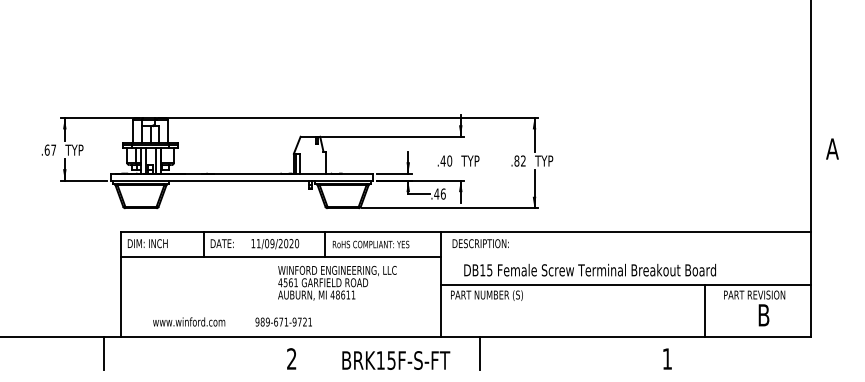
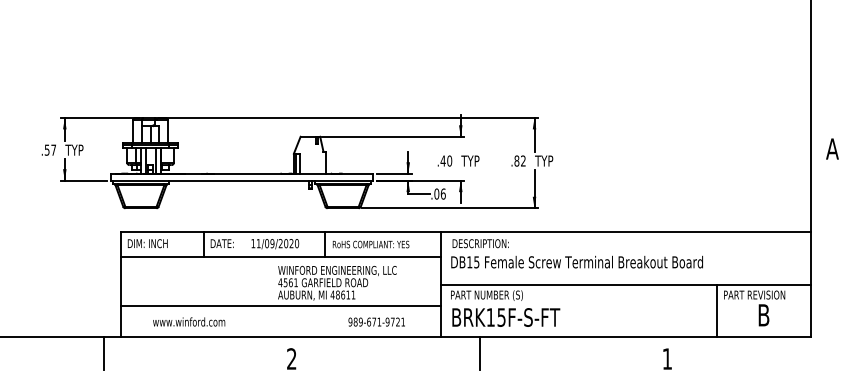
text: .67 -> .57 (46, 149)
text: .46 -> .06 (436, 193)
text position: (589, 269) -> (576, 261) (576, 261)
line: none -> present (281, 306)
line position: (705, 310) -> (717, 310) (717, 310)
text position: (283, 321) -> (376, 321) (376, 321)
text position: (396, 360) -> (506, 317) (506, 317)
